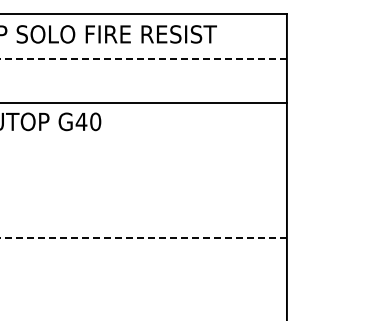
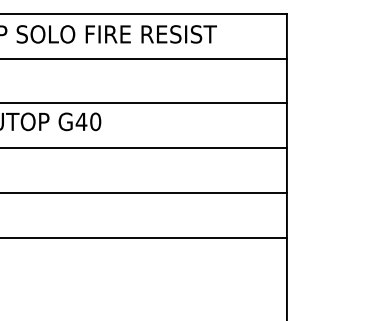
line: dashed -> solid (143, 58)
line: none -> present (144, 148)
line: none -> present (144, 192)
line: dashed -> solid (143, 237)
